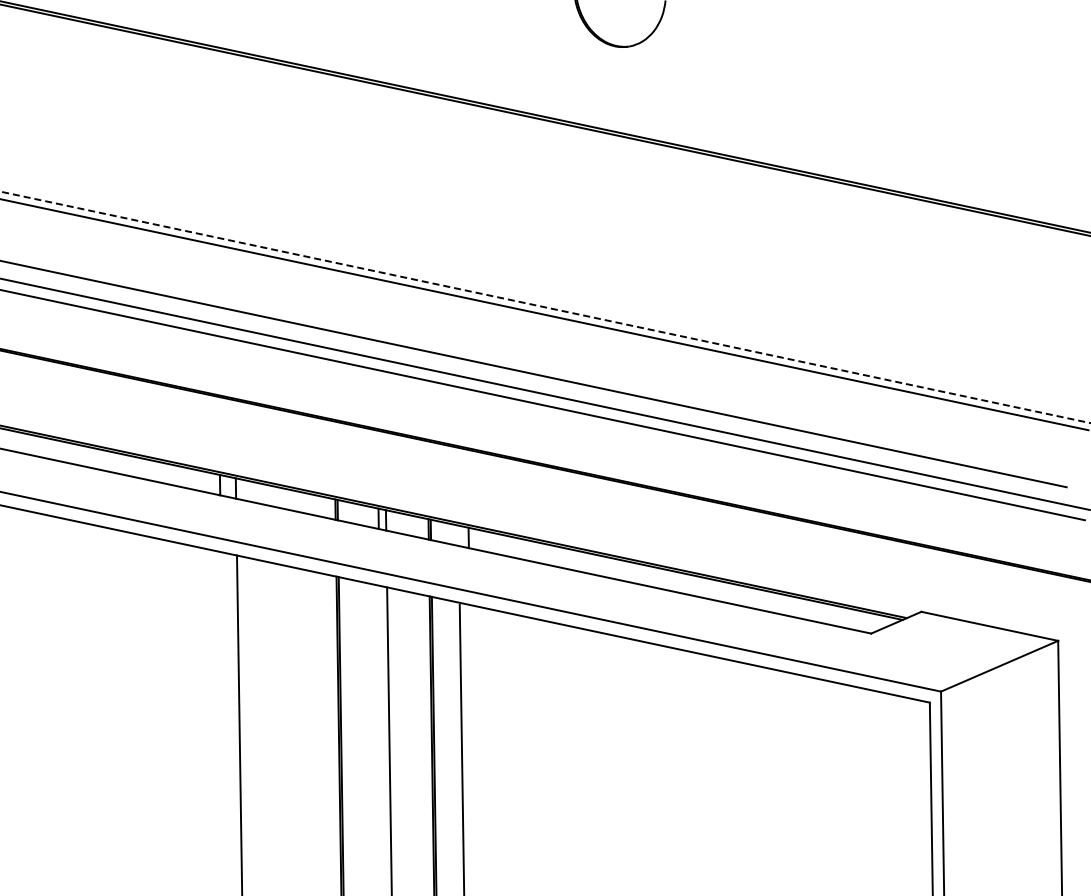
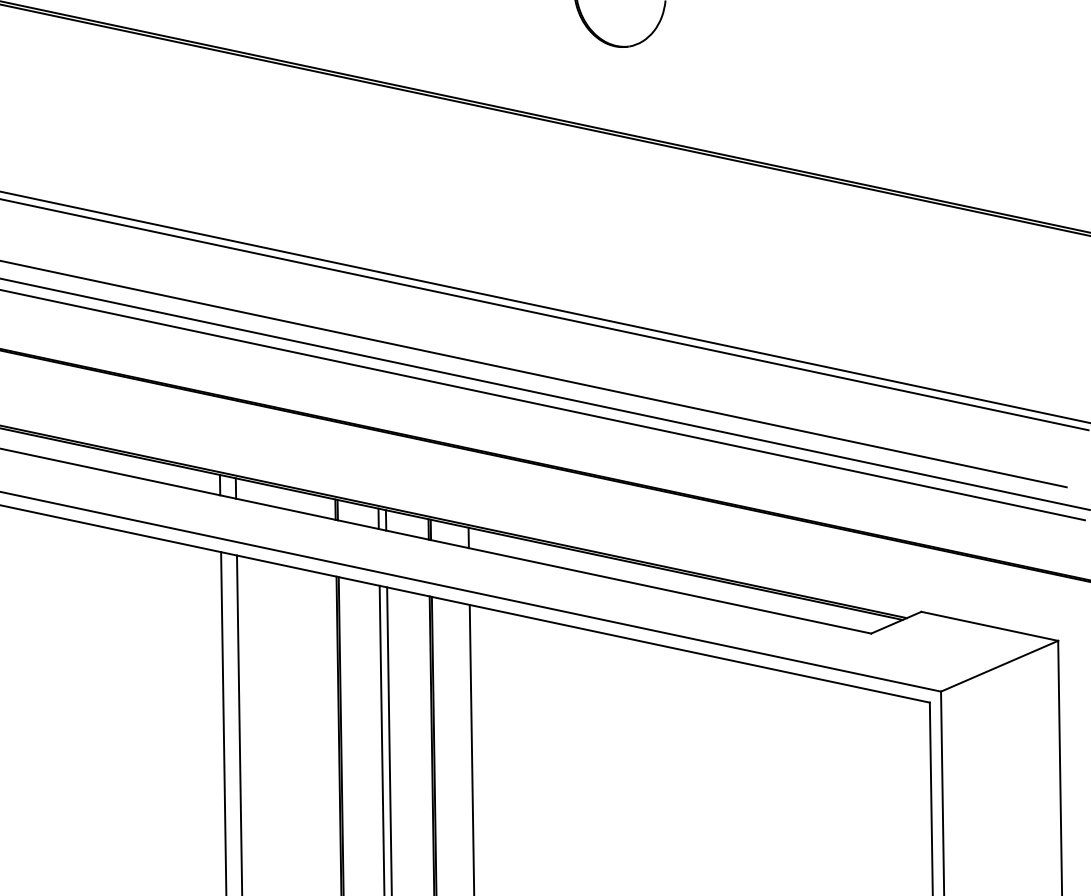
line: dashed -> solid (545, 307)
line: none -> present (223, 722)
line: none -> present (381, 738)
line position: (461, 748) -> (471, 748) (471, 748)
